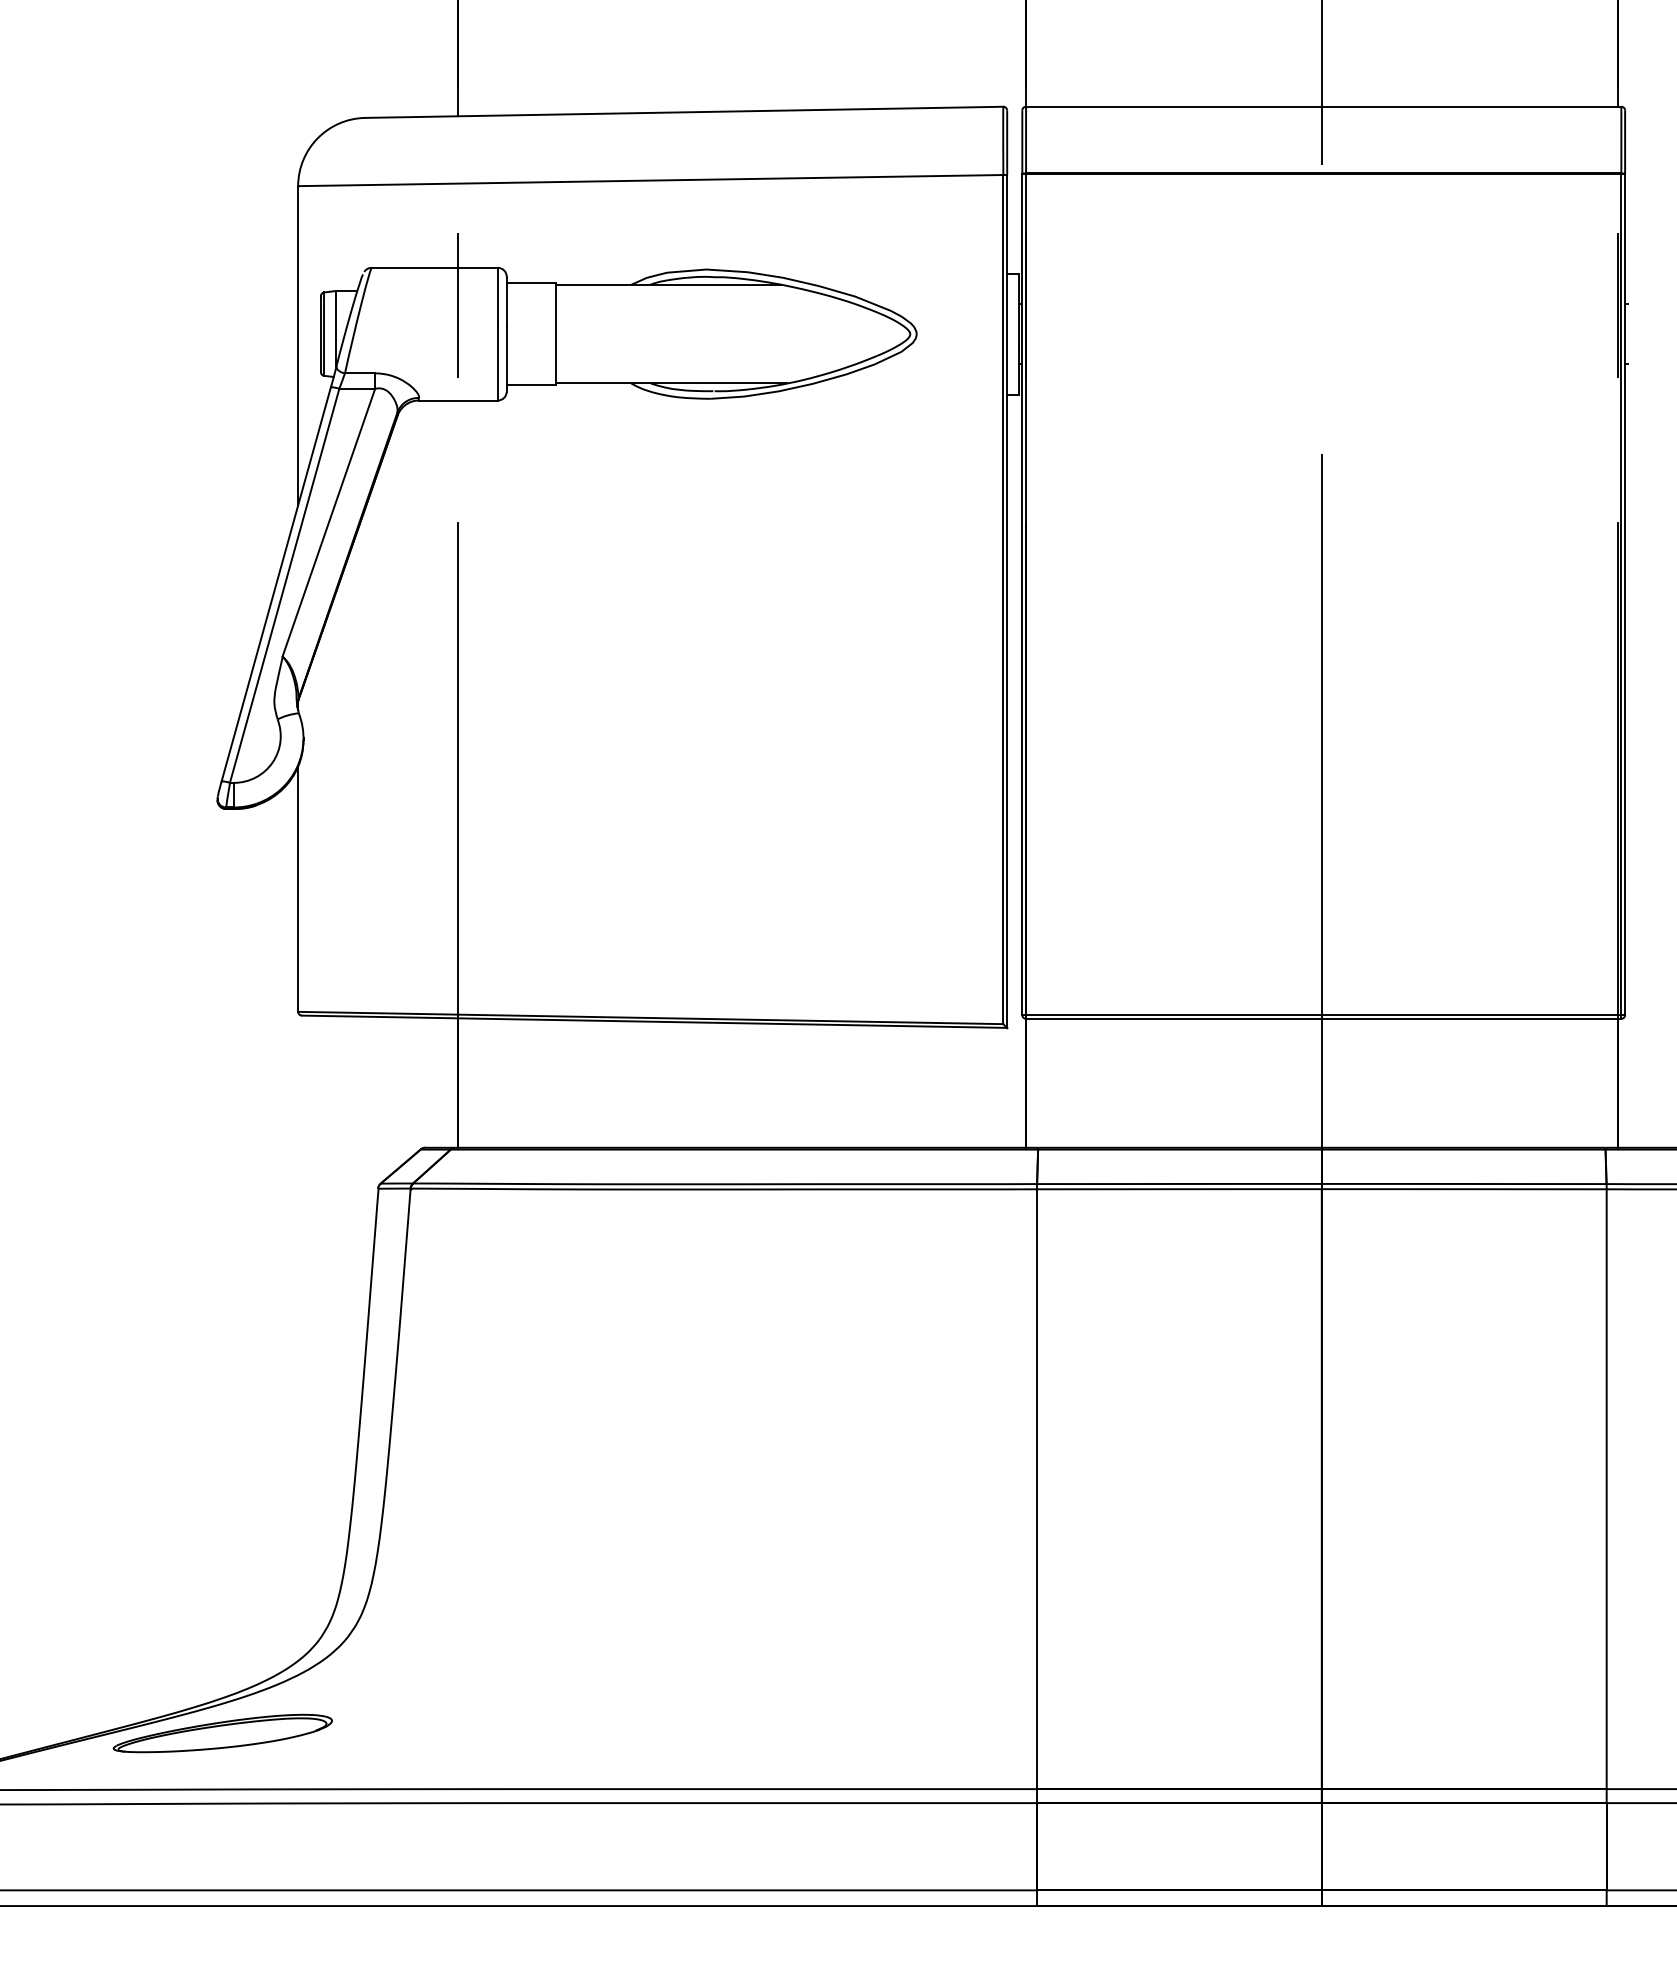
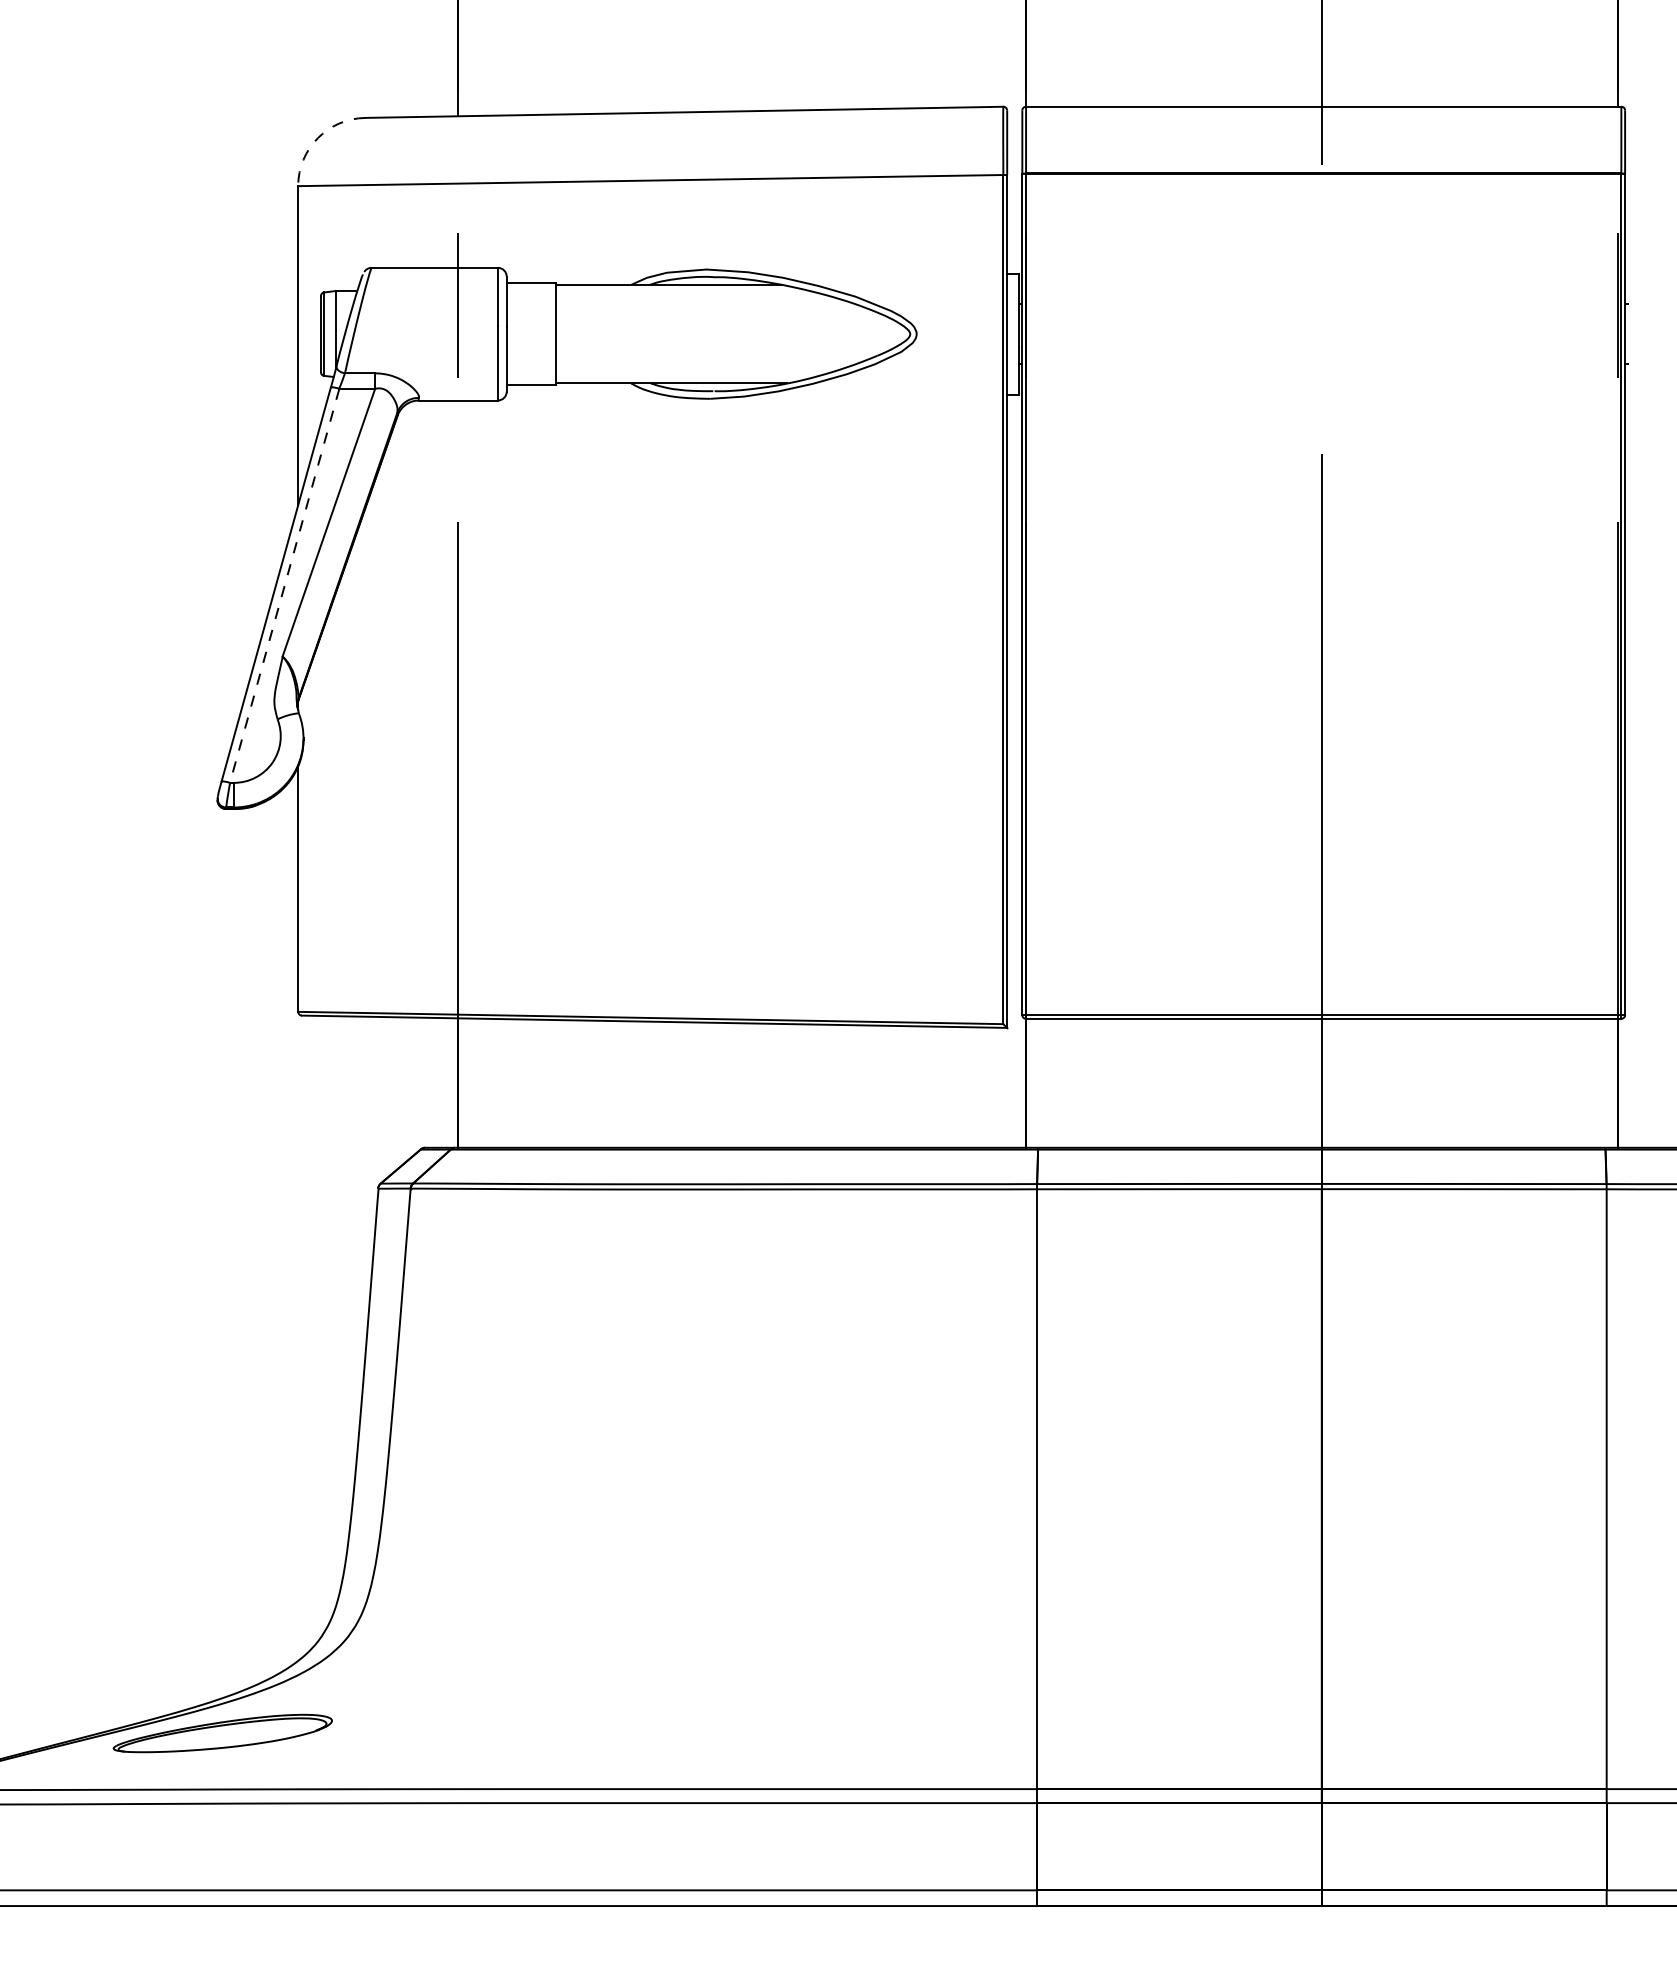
arc: solid -> dashed (317, 138)
line: solid -> dashed (284, 586)
